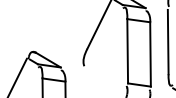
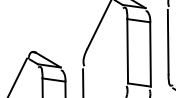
line: none -> present (83, 81)
